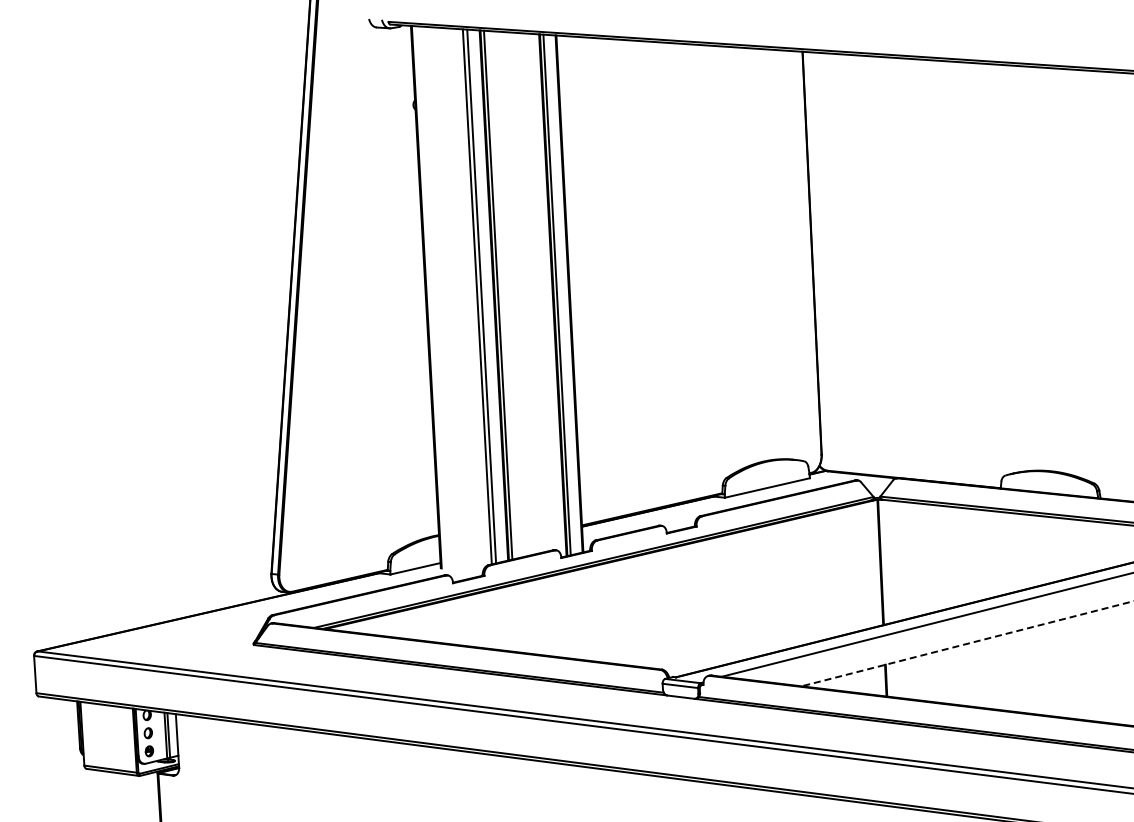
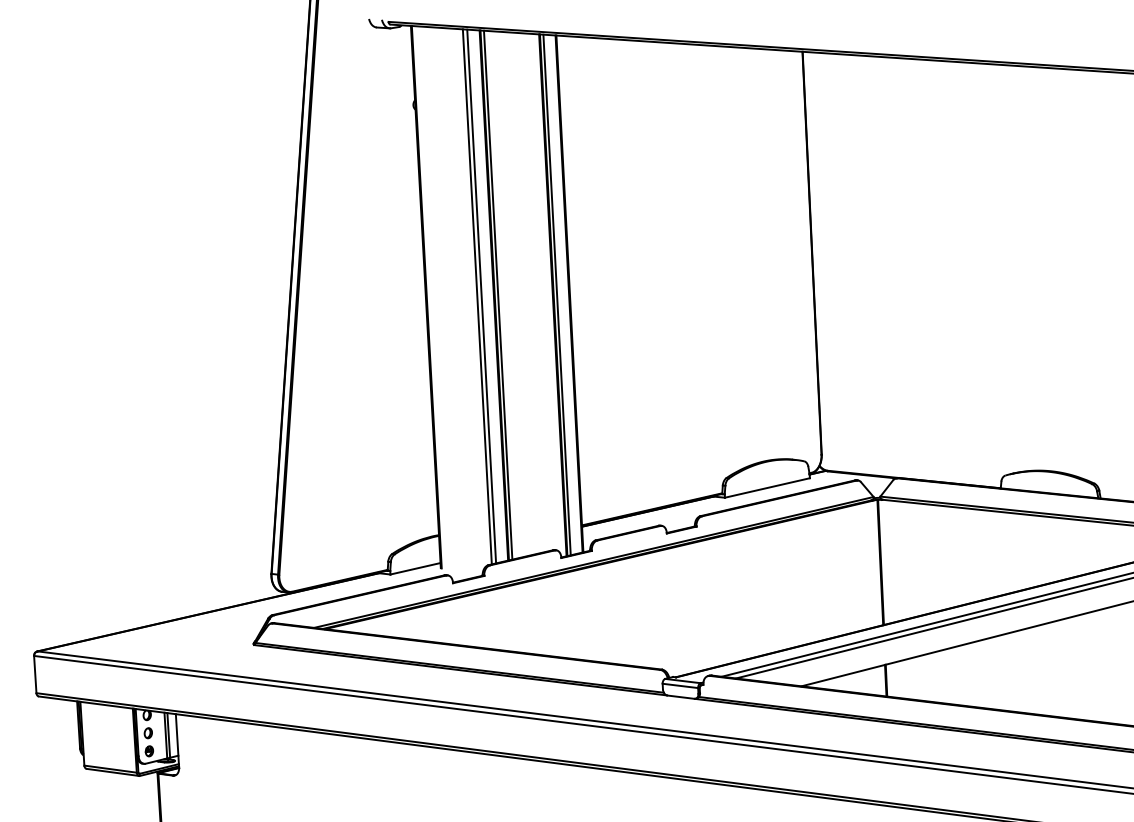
line: none -> present (933, 628)
line: dashed -> solid (967, 643)
